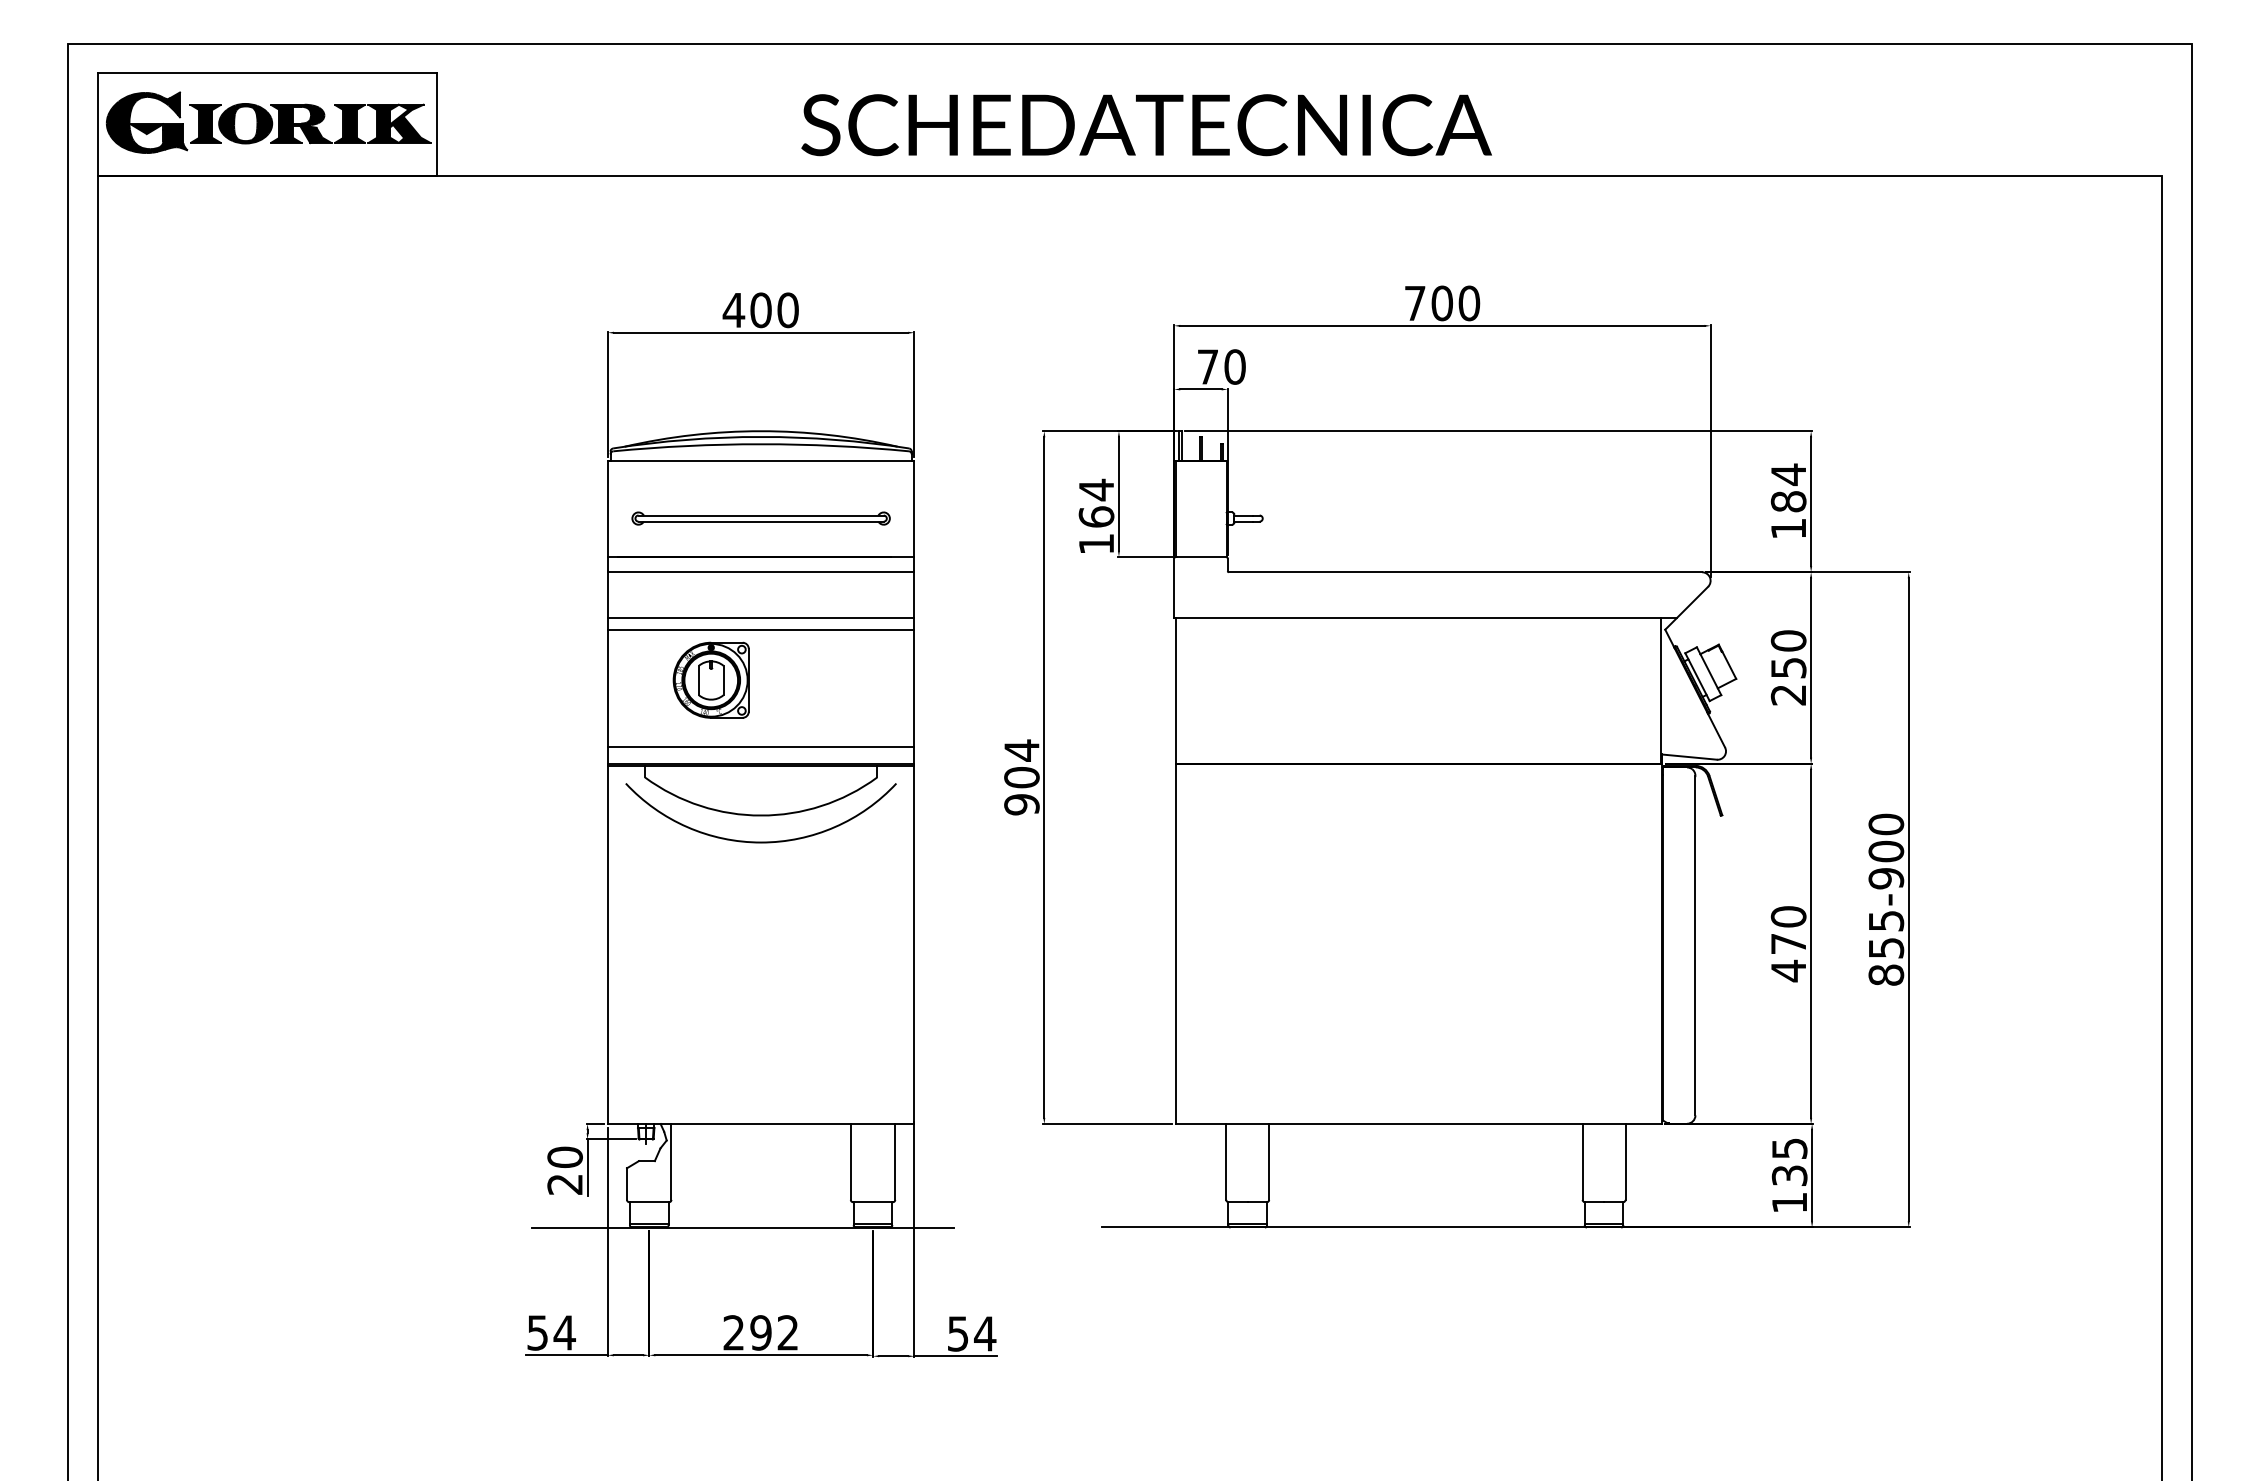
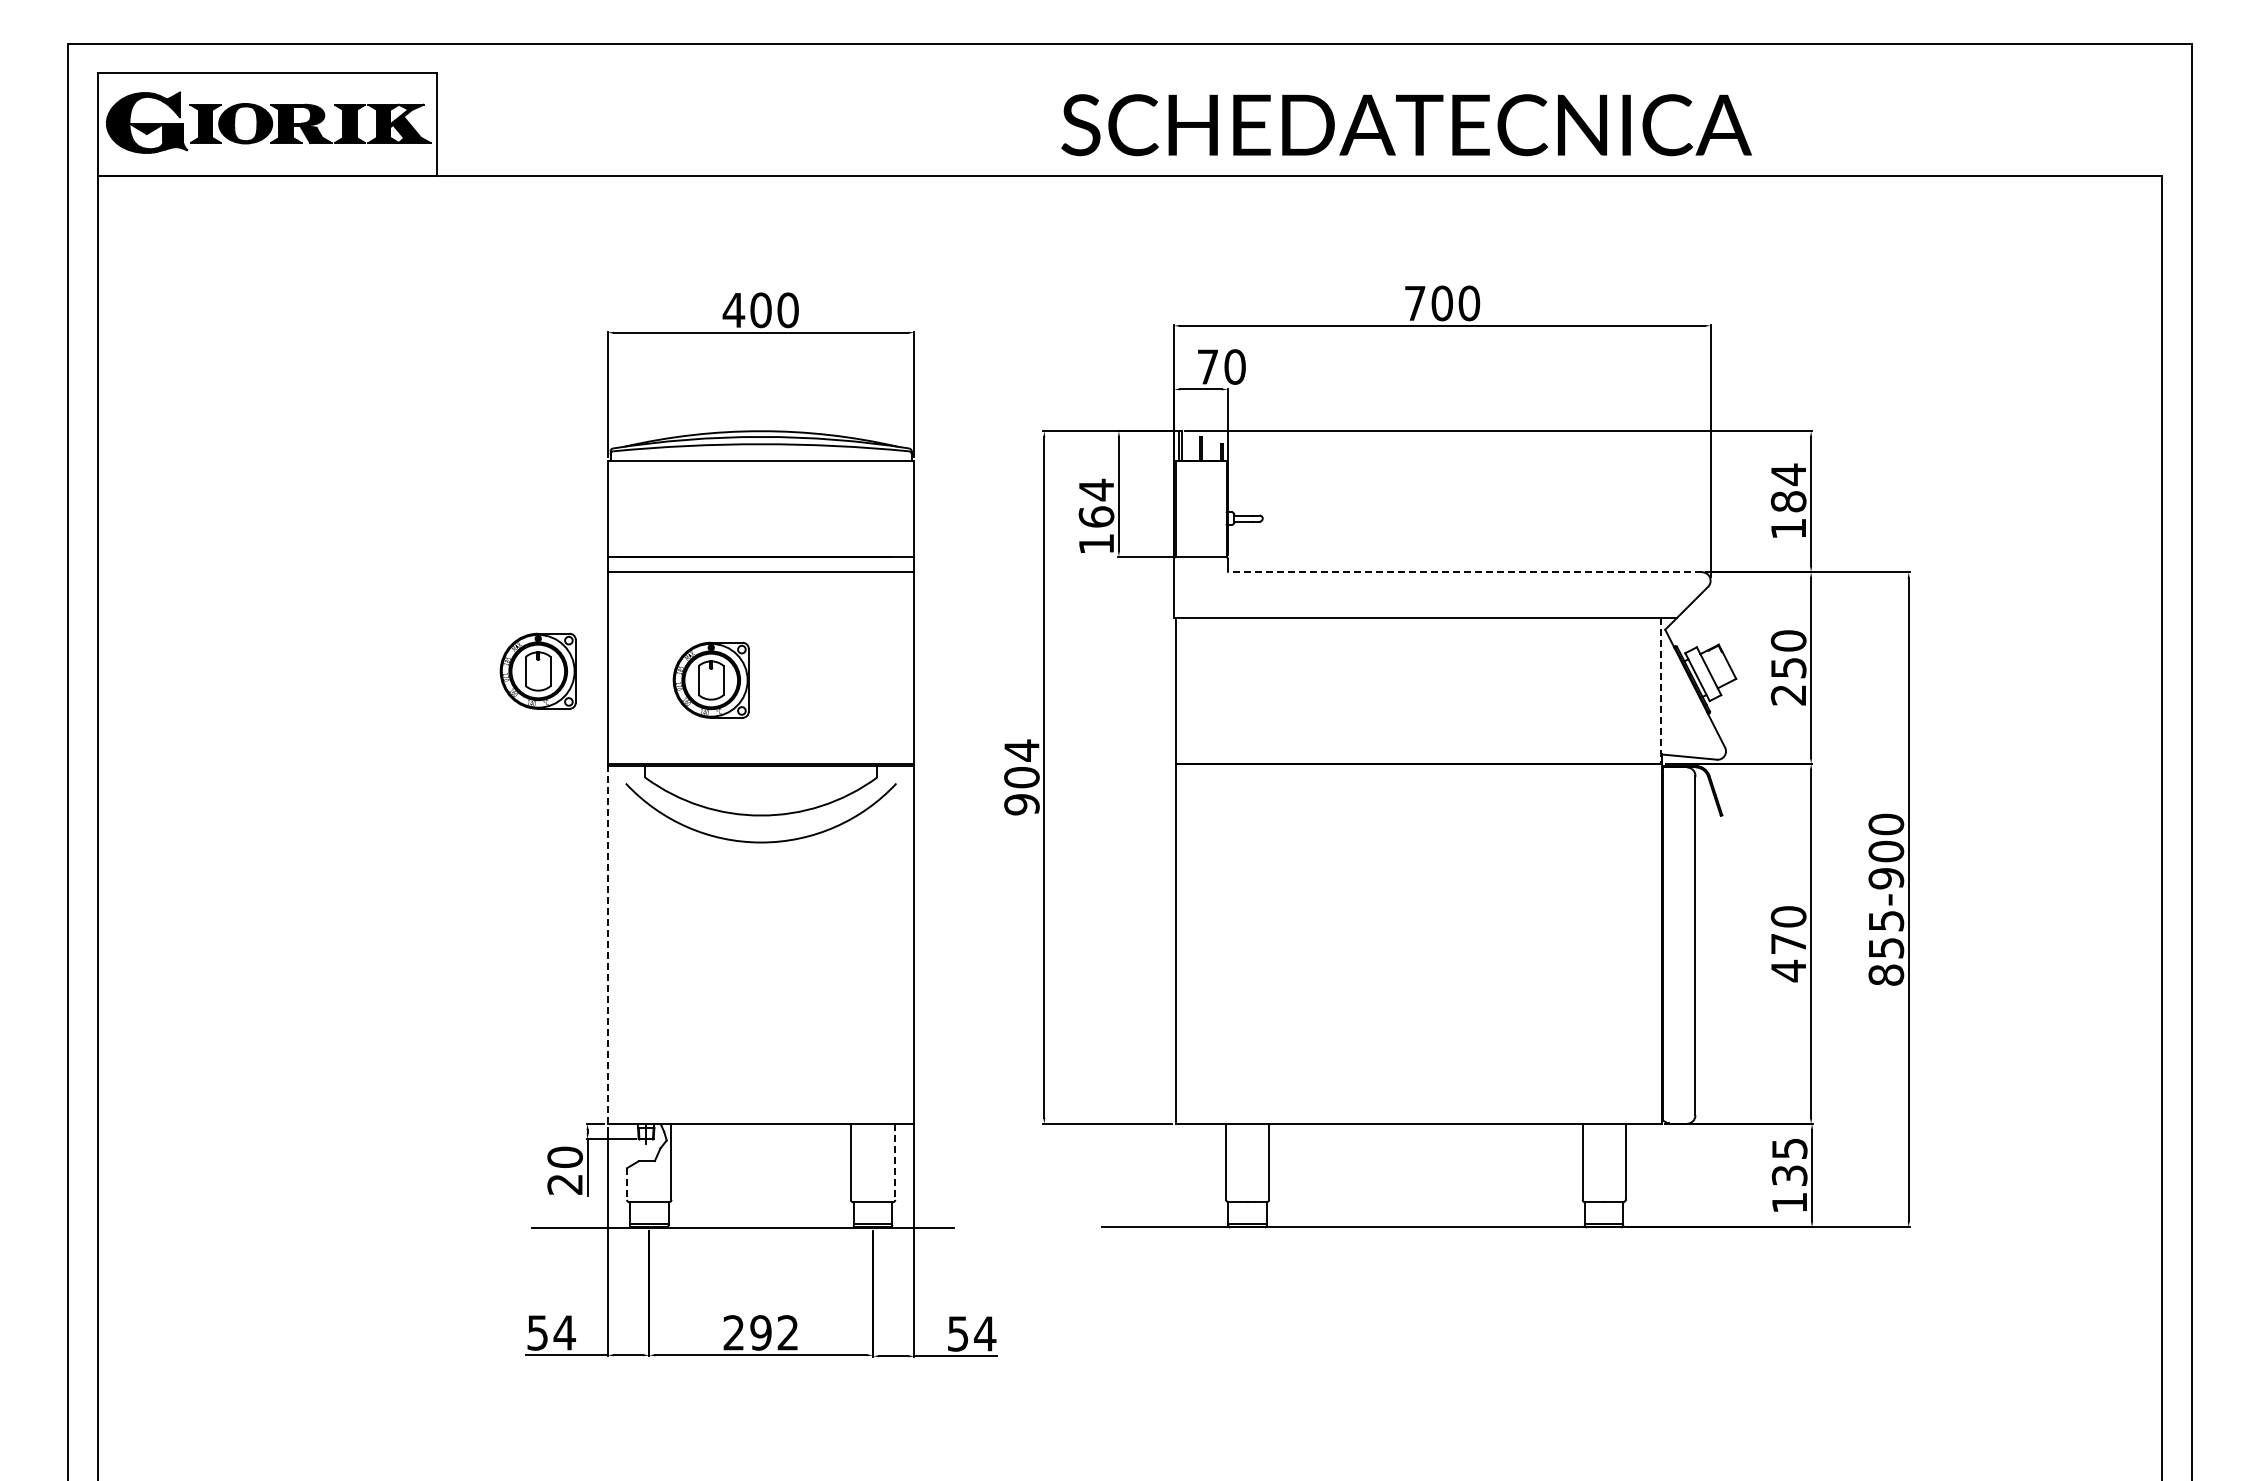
text position: (1146, 125) -> (1406, 125) (1406, 125)
part: present -> none (760, 518)
line: solid -> dashed (1465, 572)
line: present -> none (761, 618)
line: present -> none (761, 629)
part: none -> present (537, 670)
line: solid -> dashed (1660, 691)
line: present -> none (761, 747)
line: solid -> dashed (608, 943)
line: solid -> dashed (895, 1161)
line: solid -> dashed (627, 1184)
